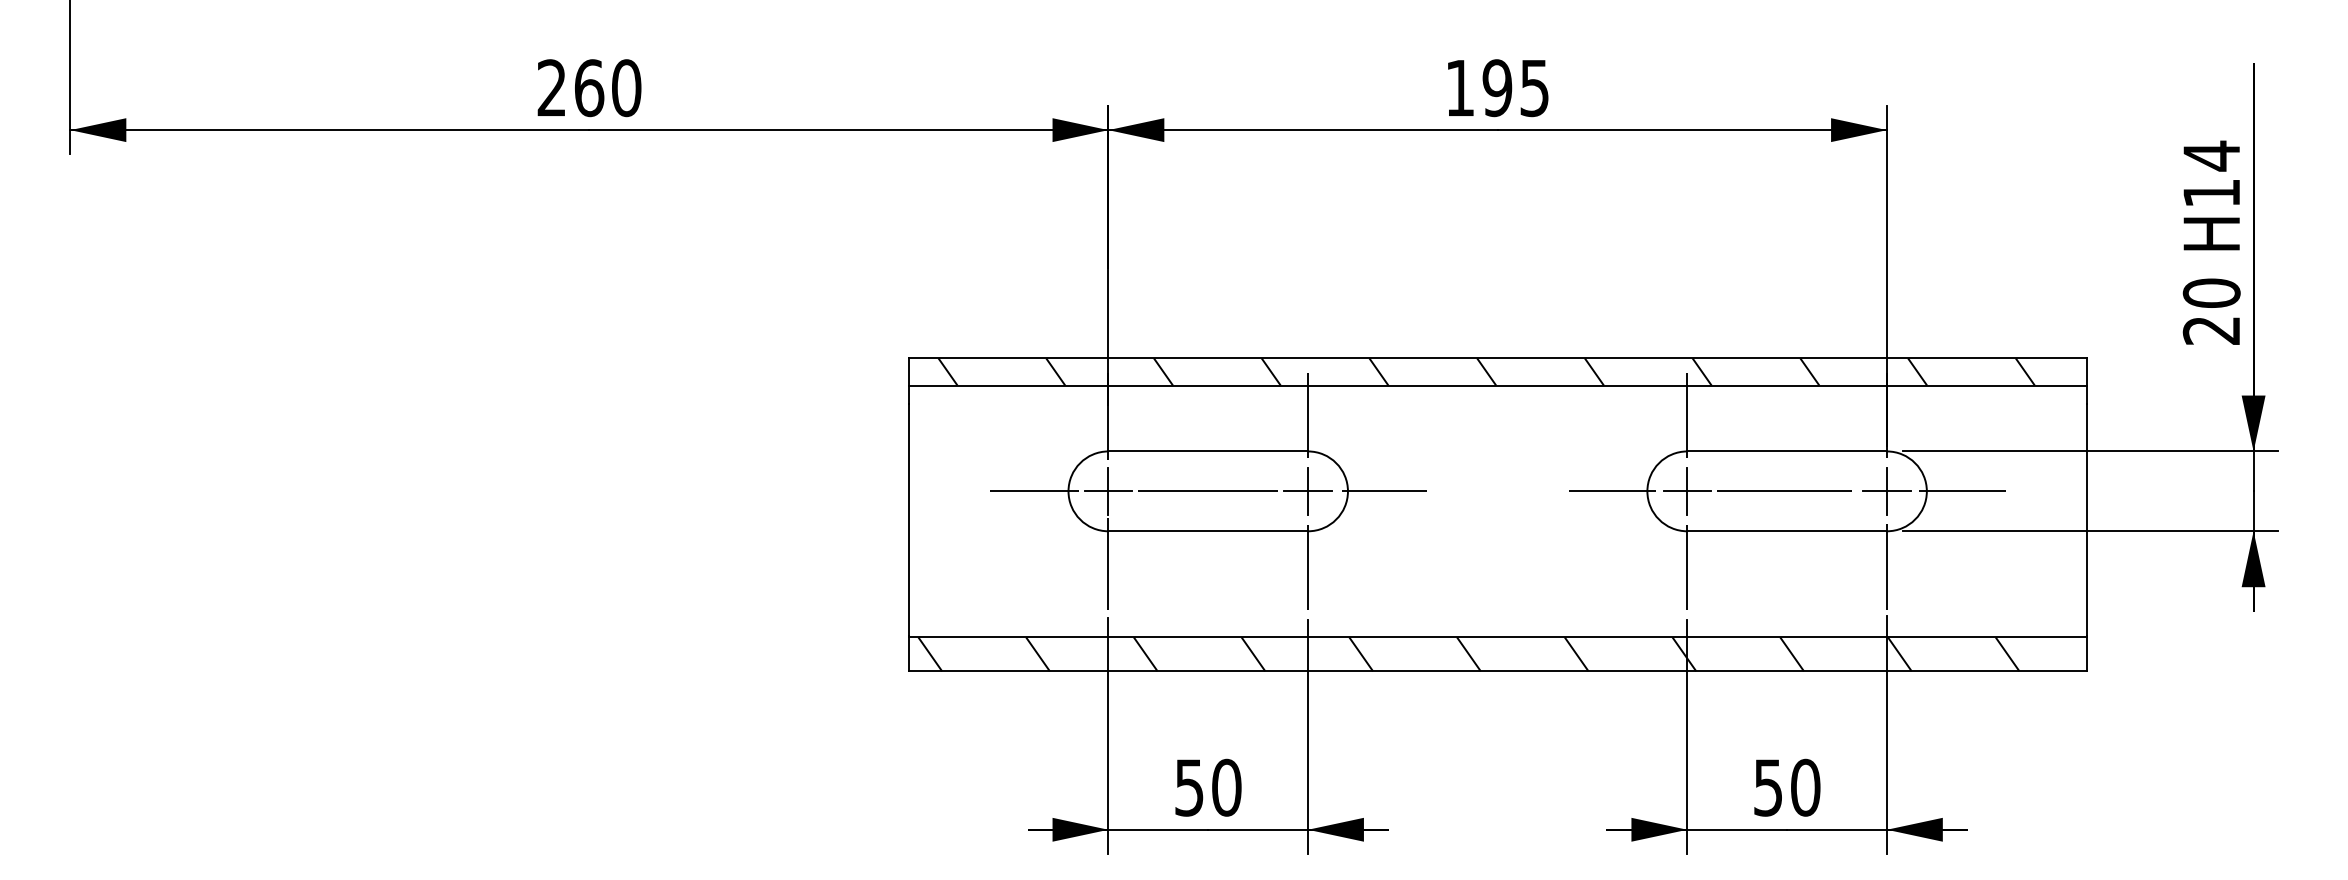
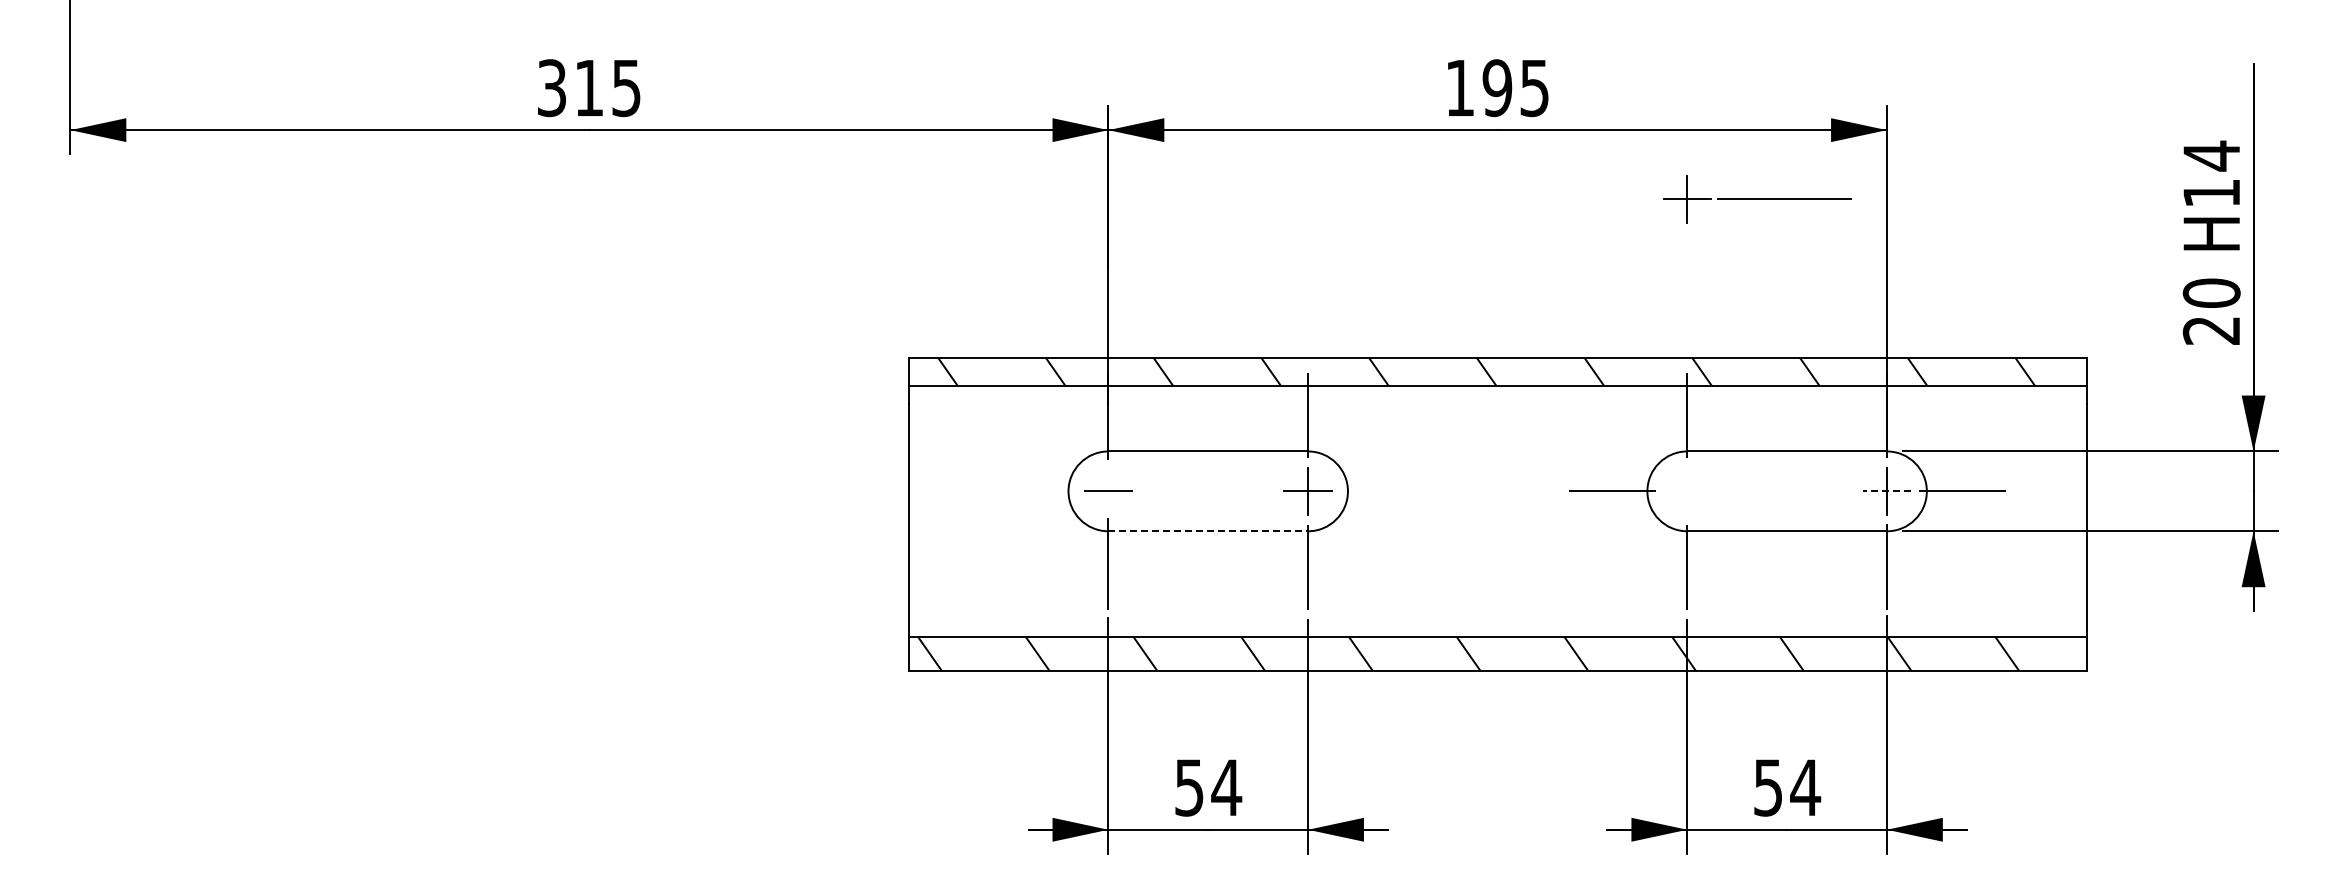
text: 260 -> 315 (589, 88)
line: present -> none (1034, 491)
line: present -> none (1108, 491)
line: present -> none (1207, 491)
line: present -> none (1384, 491)
part position: (1757, 491) -> (1757, 199) (1757, 199)
line: solid -> dashed (1886, 491)
line: solid -> dashed (1208, 531)
text: 50 -> 54 (1226, 787)
text: 50 -> 54 (1805, 787)
